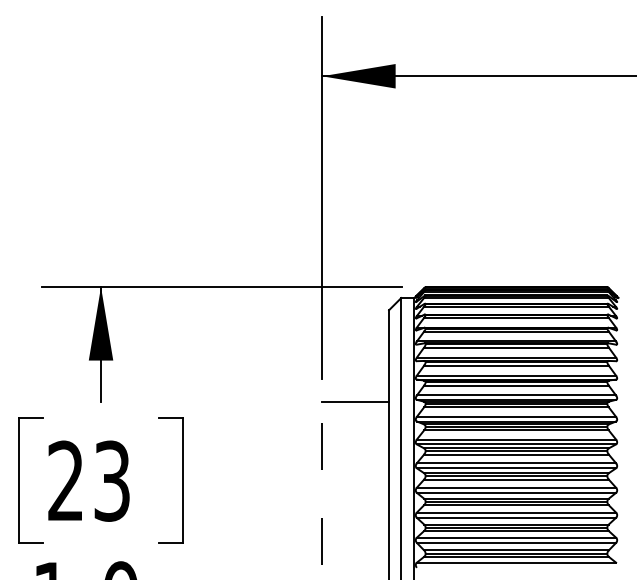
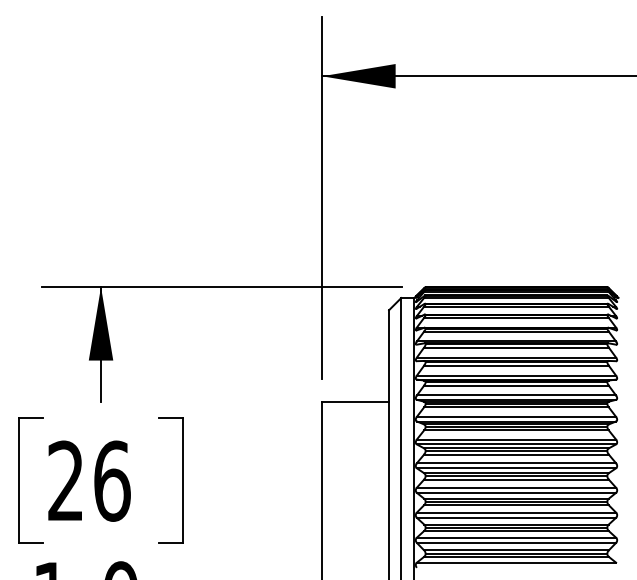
text: 23 -> 26 (112, 480)
line: dashed -> solid (322, 490)
